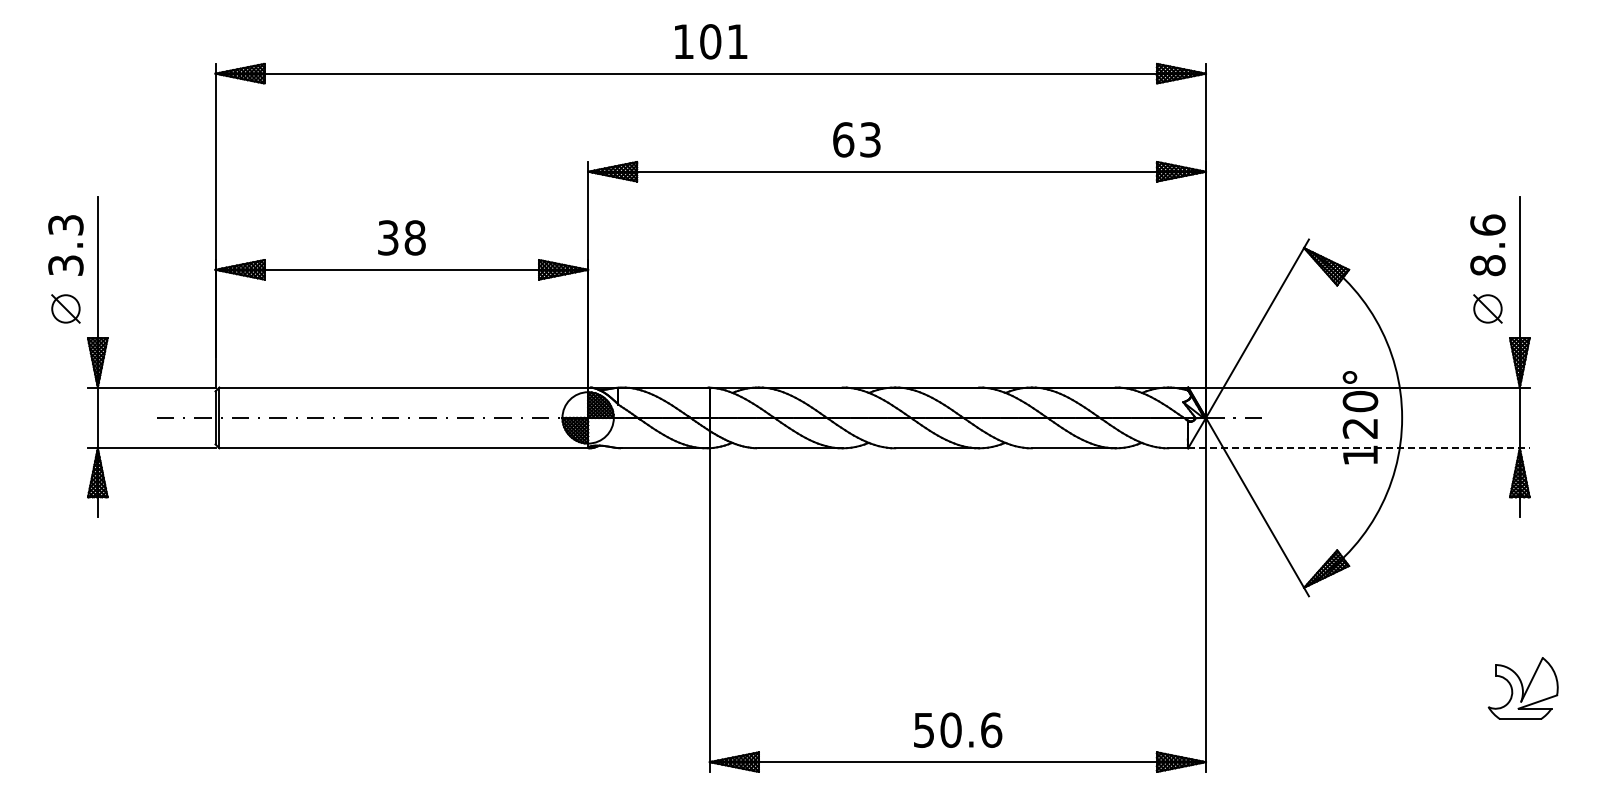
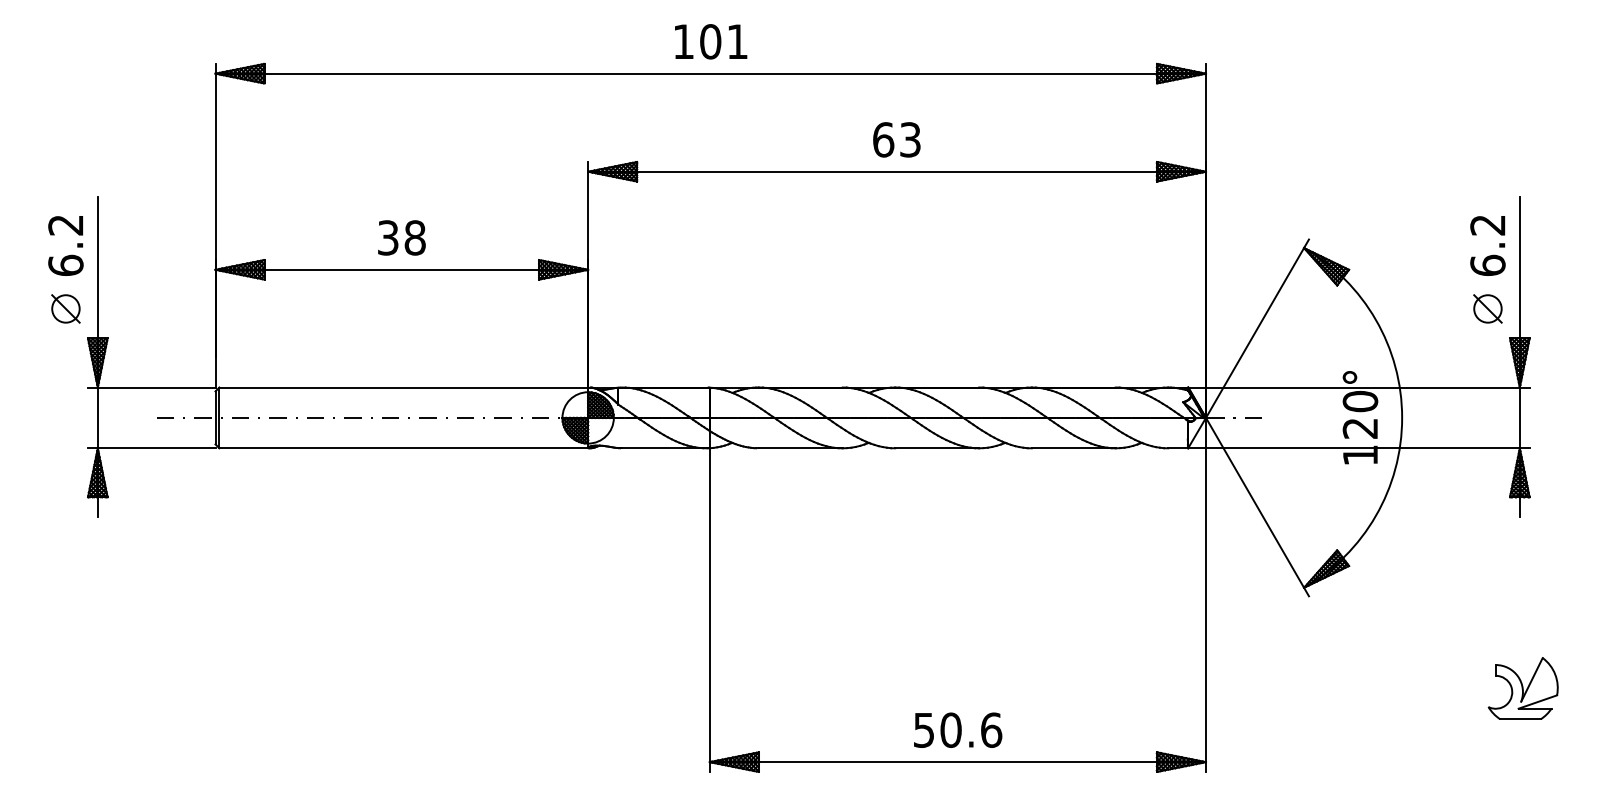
text position: (856, 139) -> (896, 139) (896, 139)
text: 3.3 -> 6.2 (65, 245)
text: 8.6 -> 6.2 (1487, 245)
line: dashed -> solid (1359, 448)
